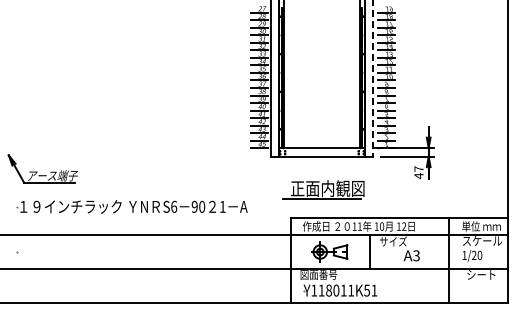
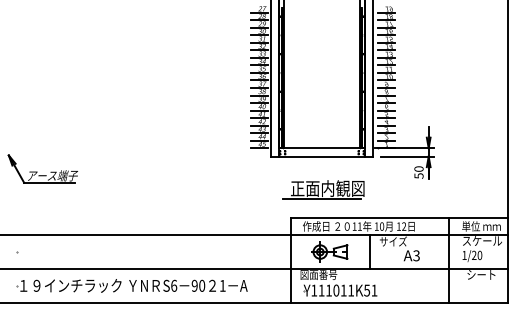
line: dashed -> solid (372, 78)
text: 47 -> 50 (418, 172)
part position: (131, 206) -> (131, 285) (131, 285)
text: Y118011K51 -> Y111011K51 (329, 290)
